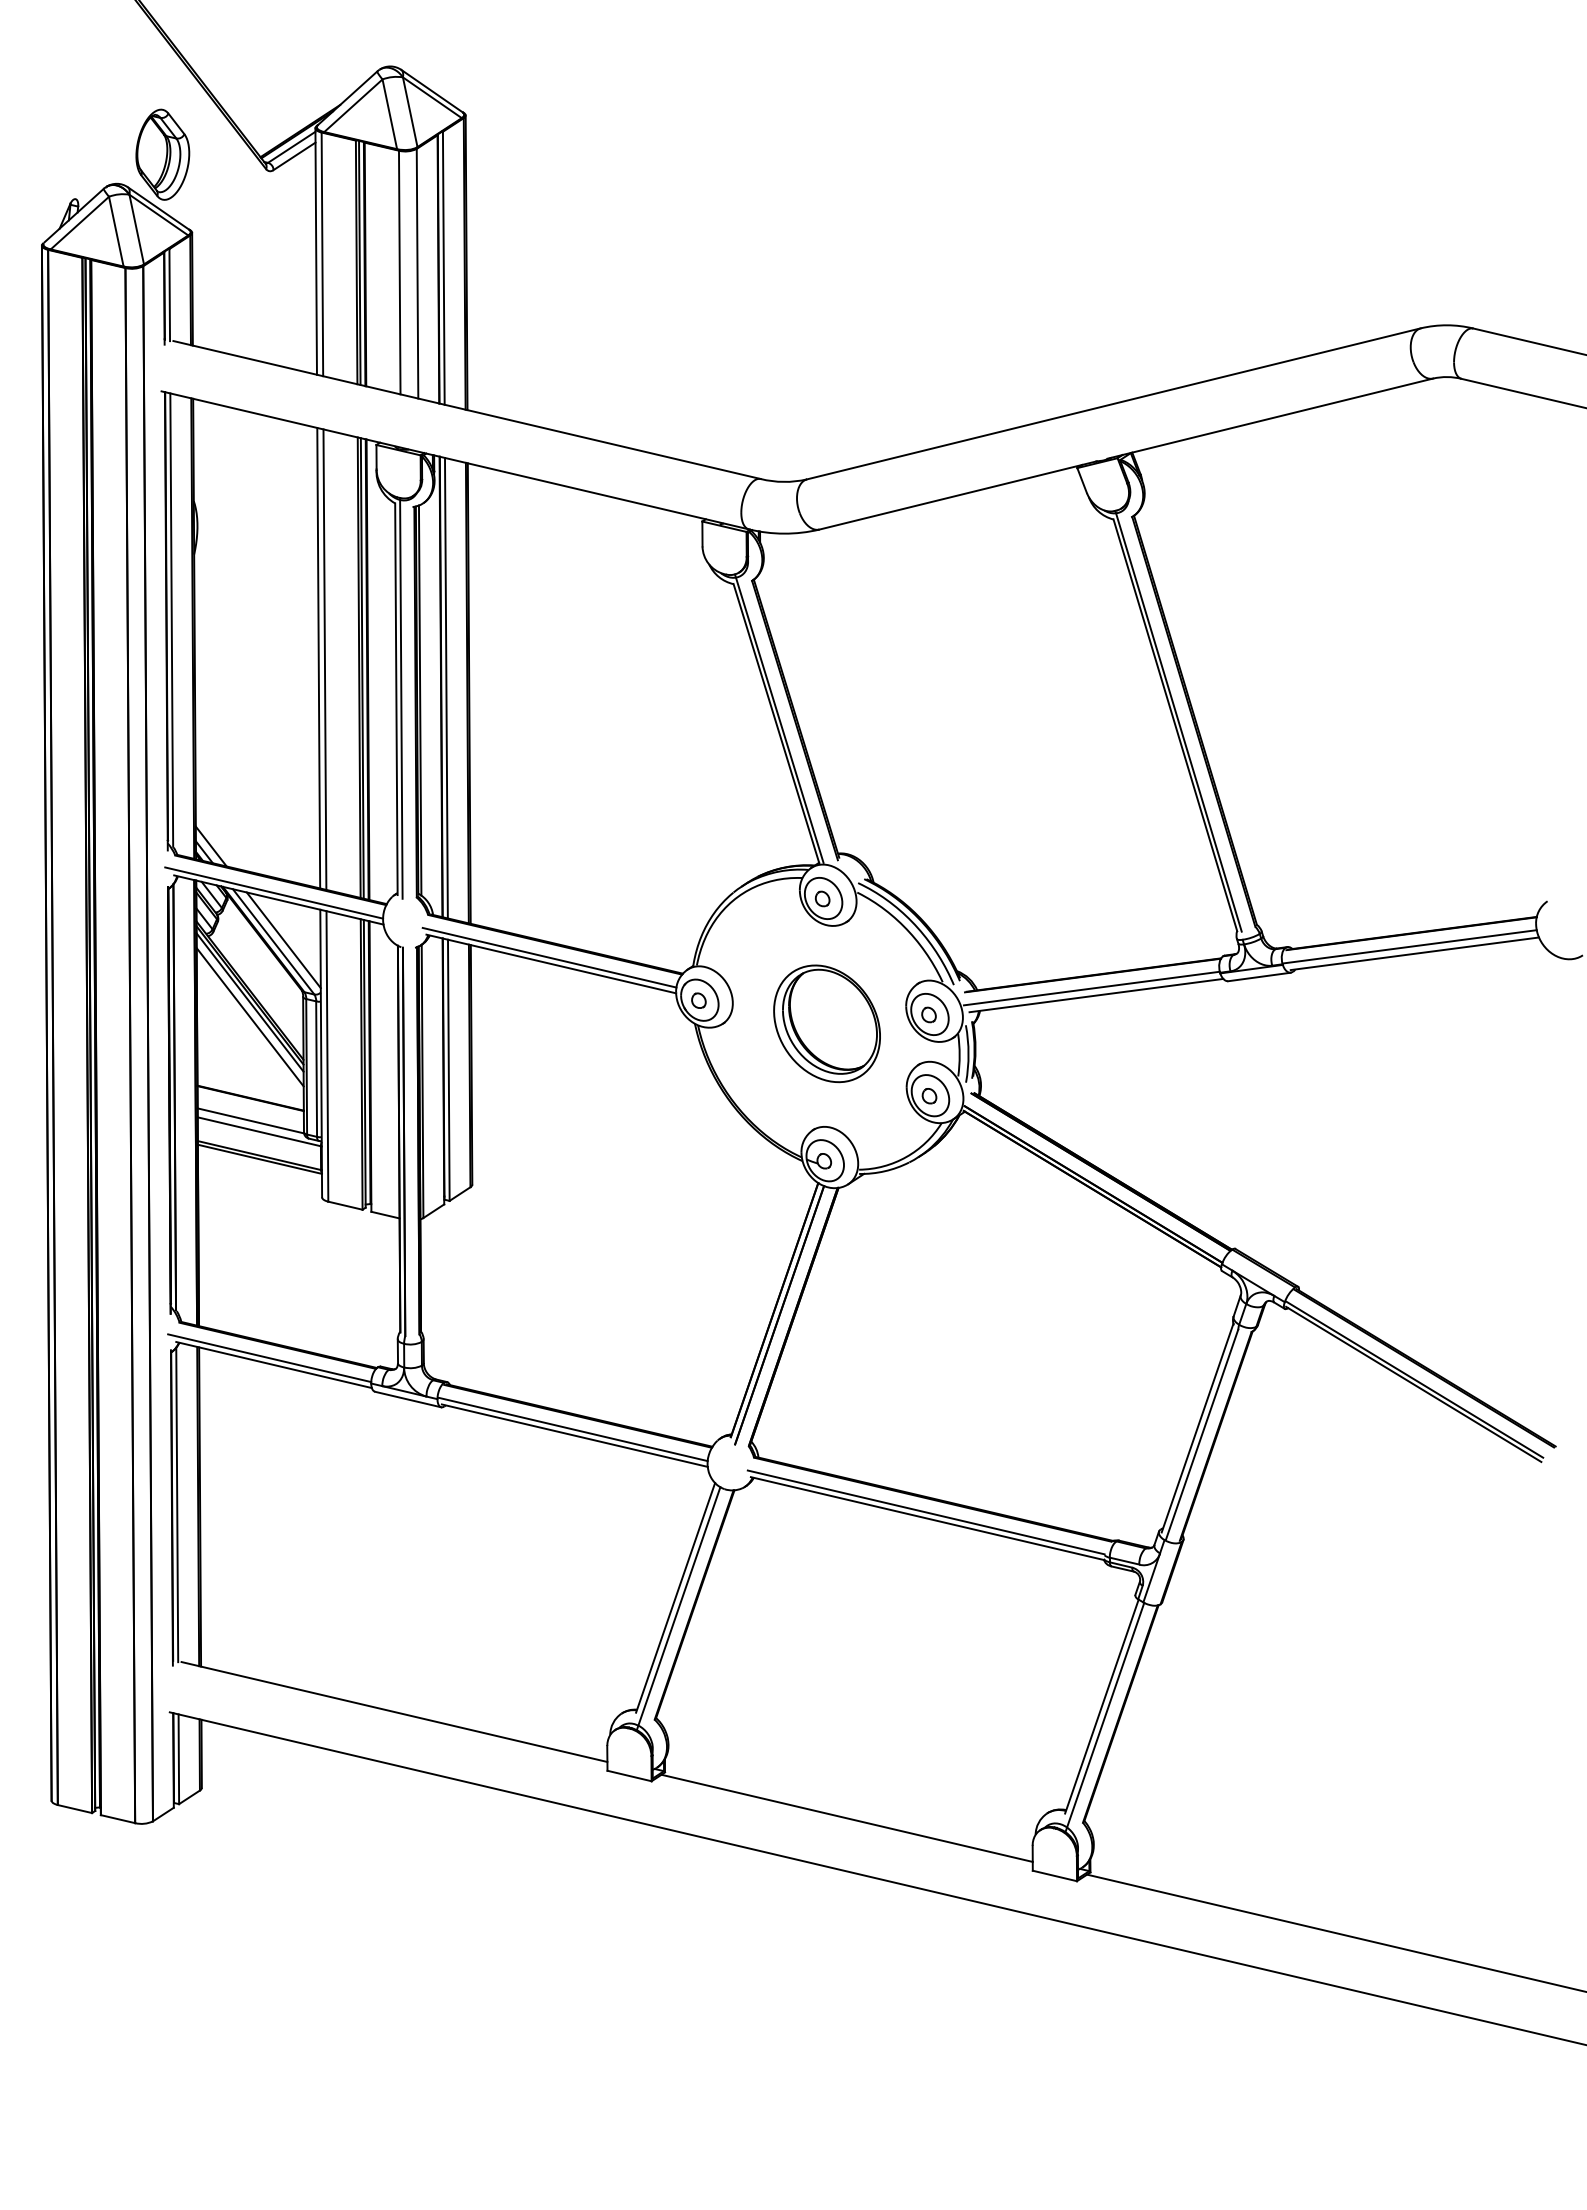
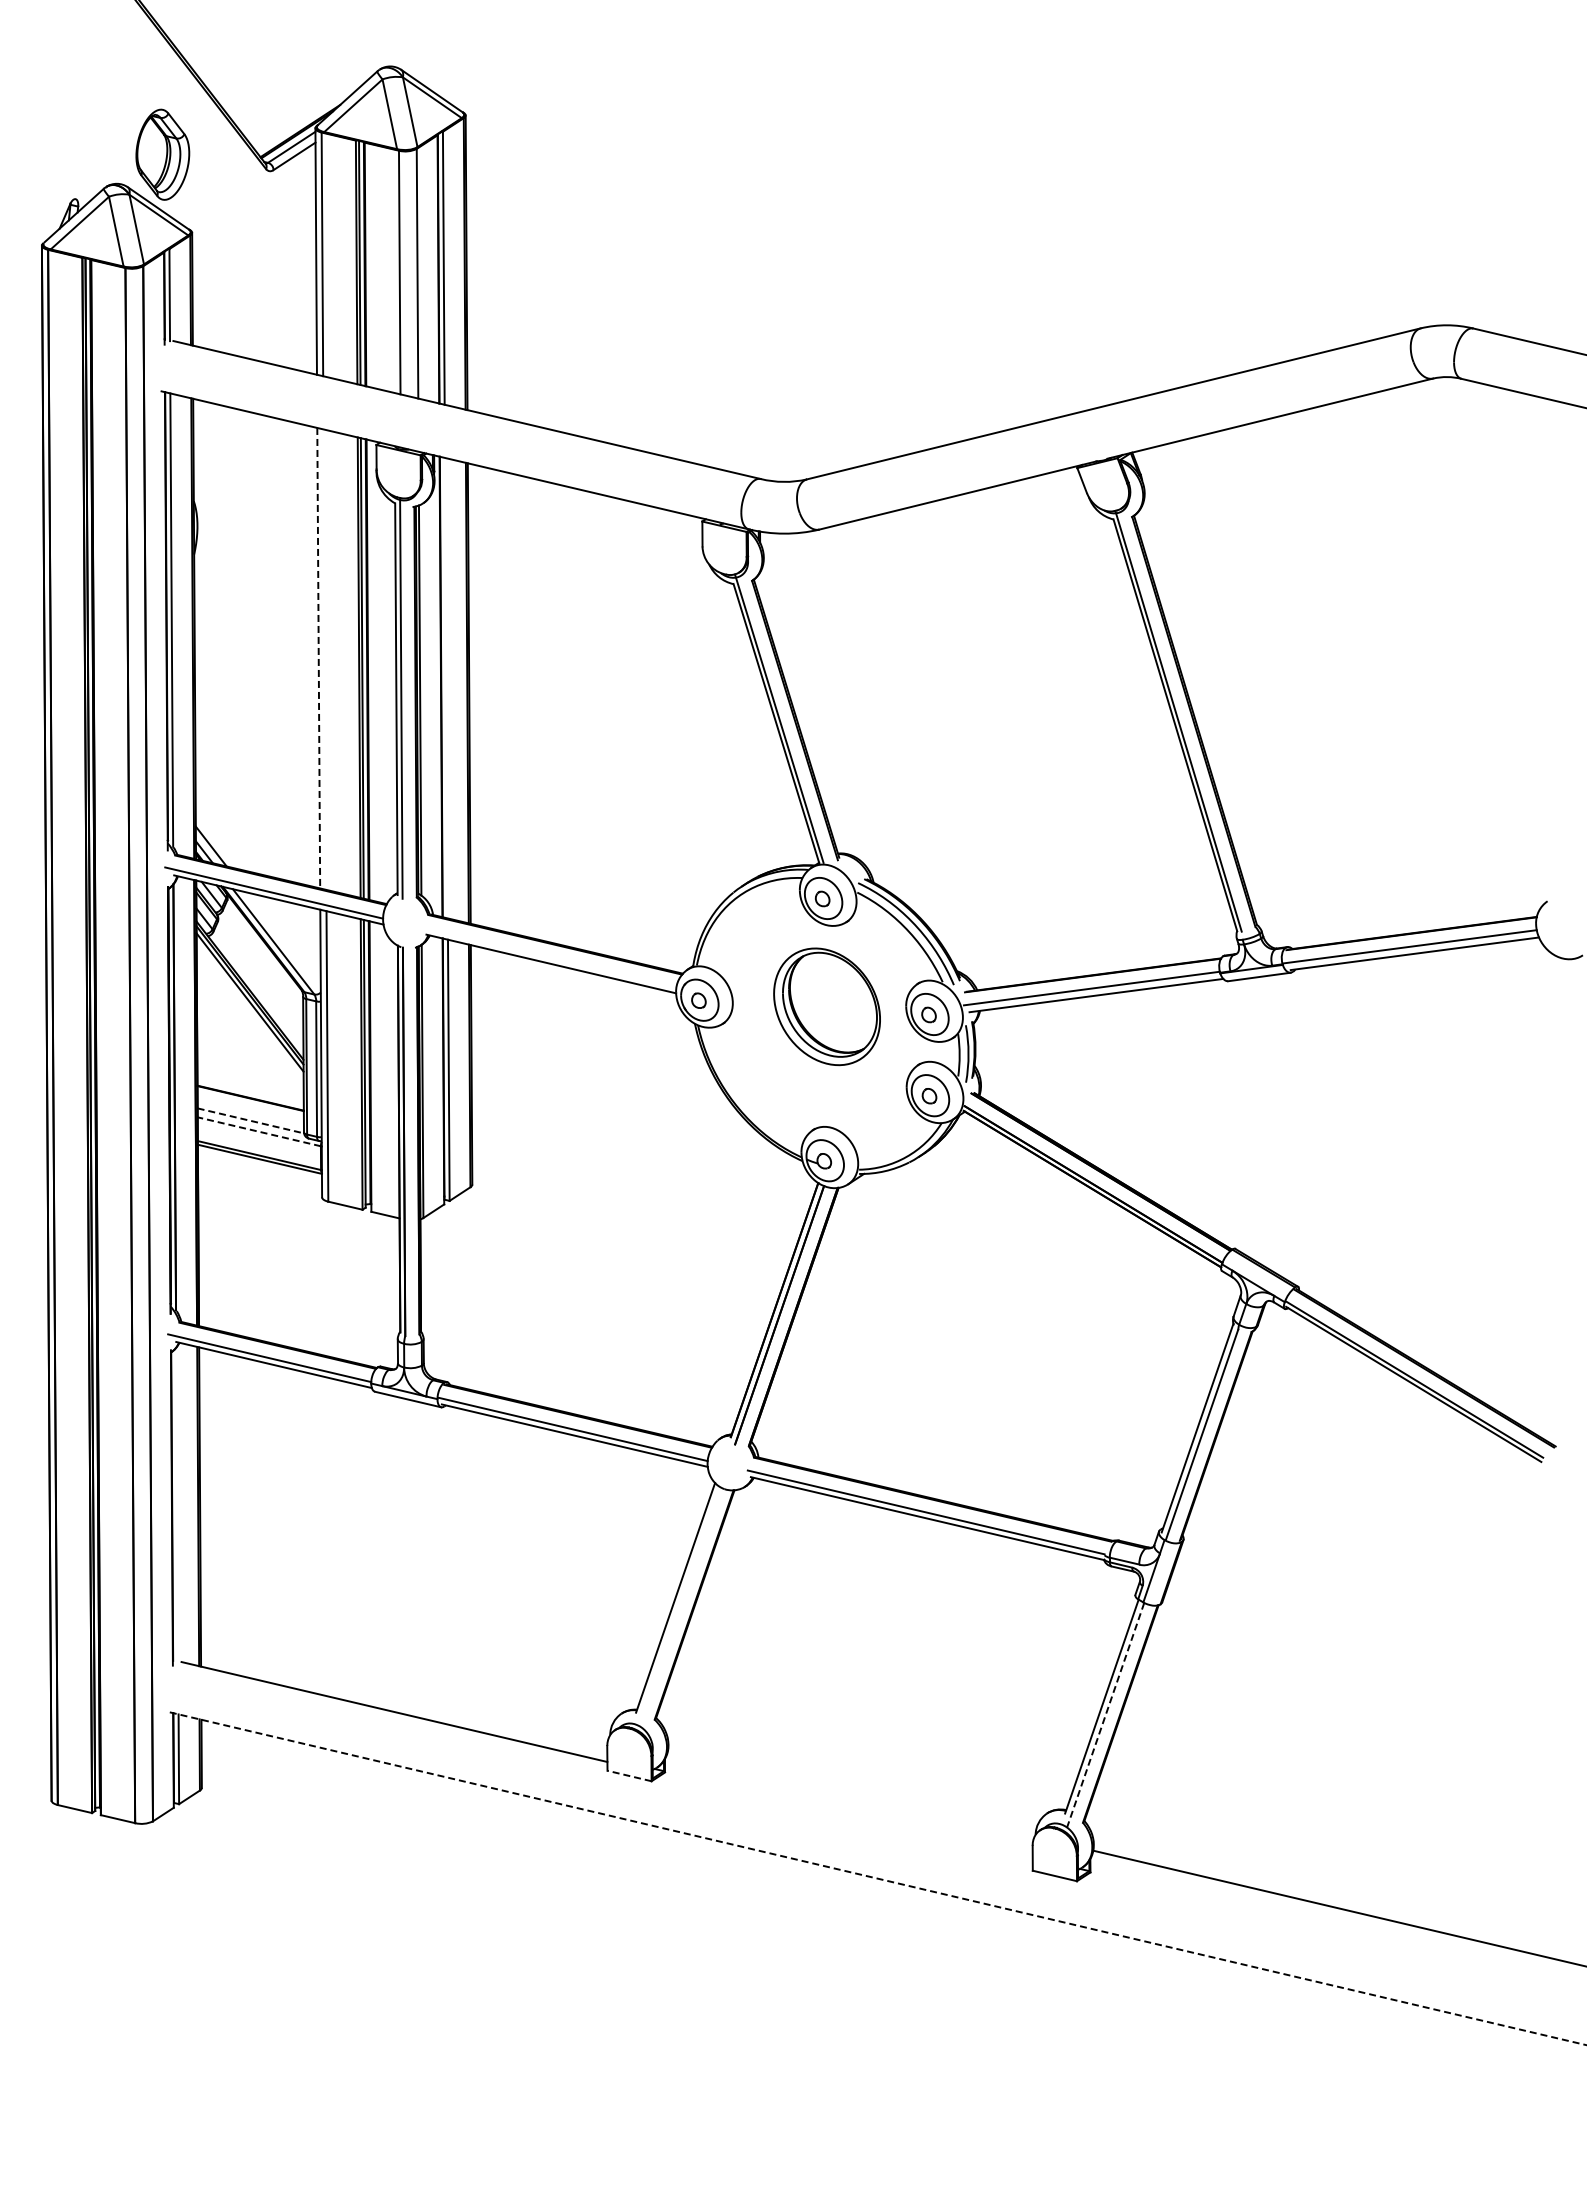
line: solid -> dashed (318, 658)
line: present -> none (324, 659)
line: present -> none (446, 687)
line: present -> none (283, 940)
line: present -> none (549, 957)
line: present -> none (249, 1016)
part position: (826, 1023) -> (826, 1006) (826, 1006)
line: solid -> dashed (250, 1120)
line: solid -> dashed (258, 1131)
line: present -> none (177, 1504)
line: present -> none (678, 1608)
line: solid -> dashed (1104, 1717)
line: solid -> dashed (629, 1776)
line: present -> none (846, 1817)
line: solid -> dashed (878, 1878)
line position: (1334, 1932) -> (1337, 1907) (1337, 1907)
